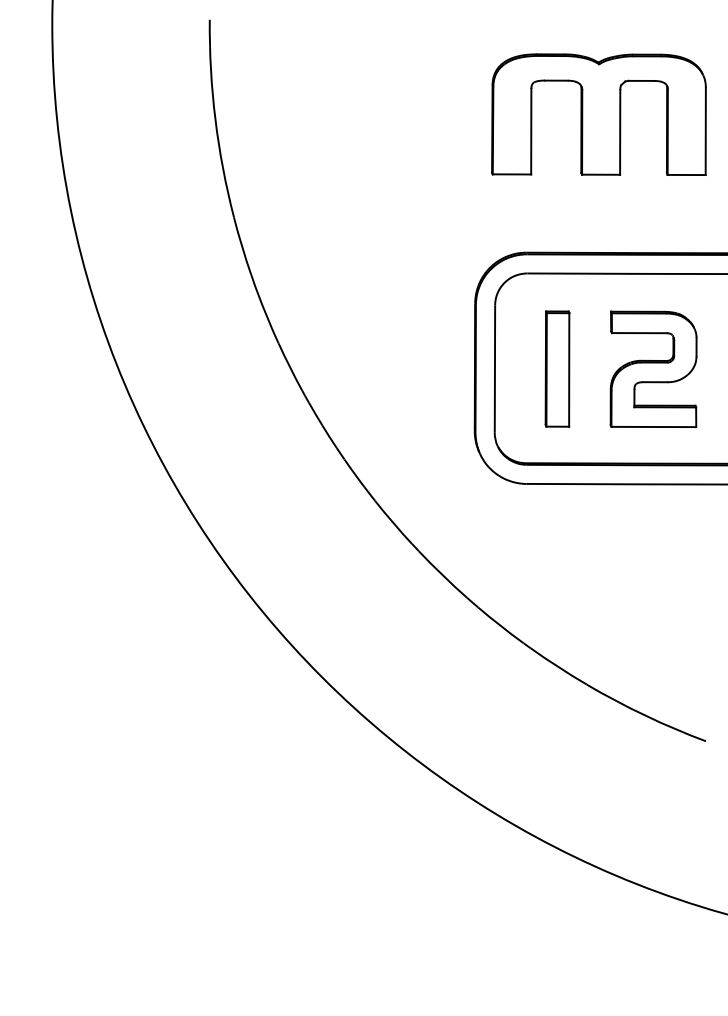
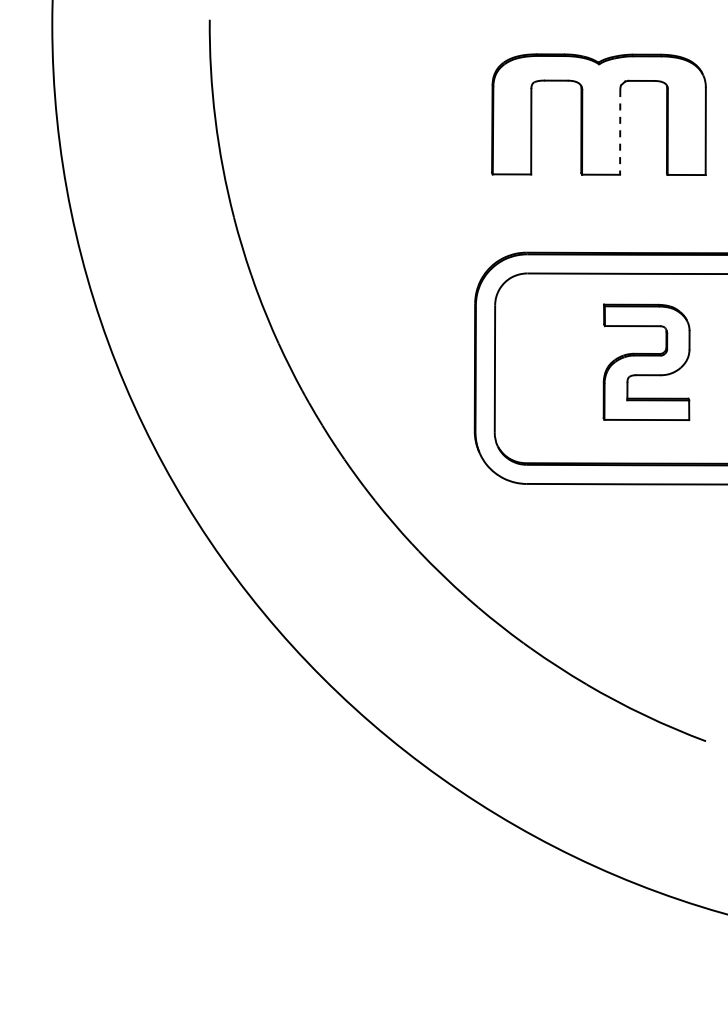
line: solid -> dashed (620, 132)
part: present -> none (557, 368)
part position: (653, 369) -> (646, 362) (646, 362)
